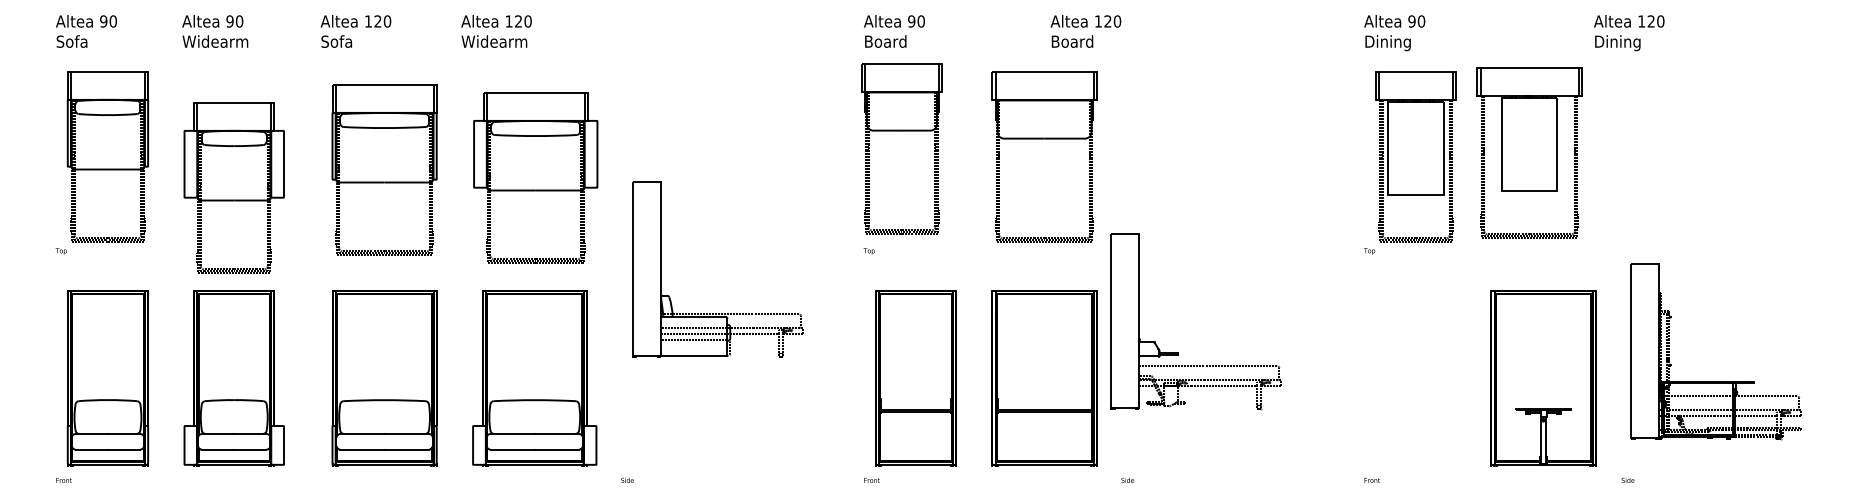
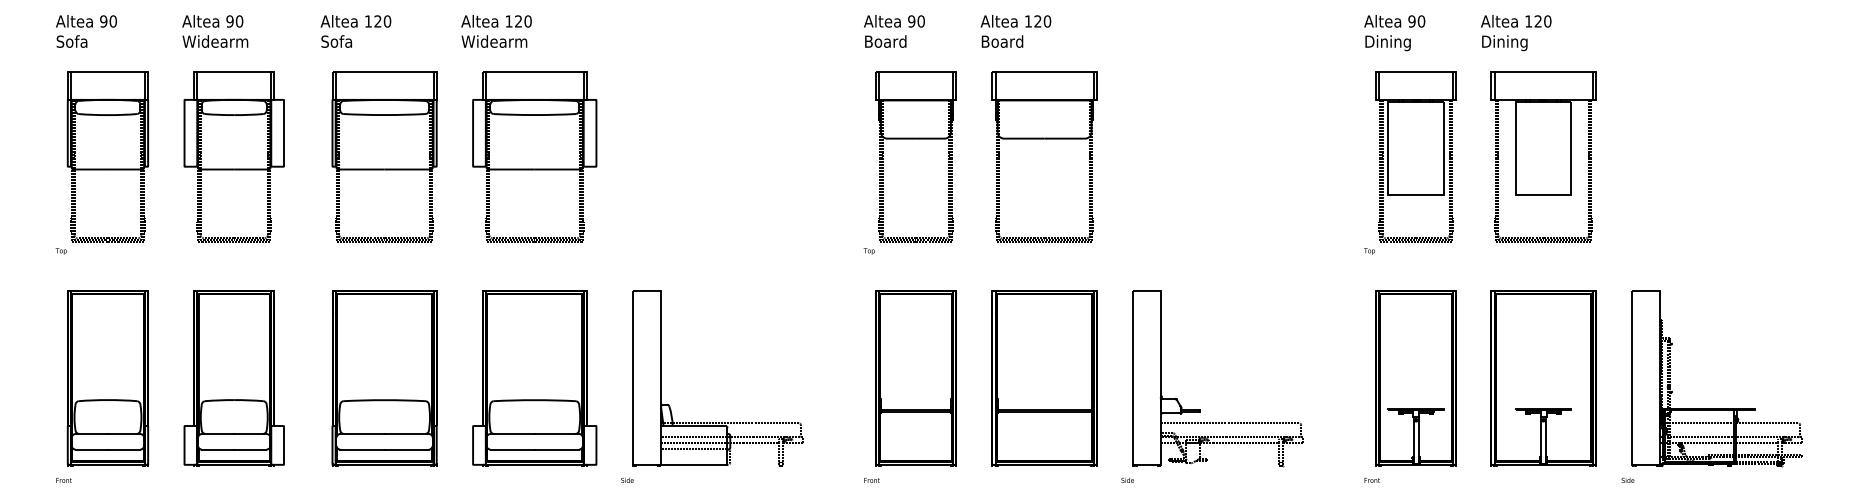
text position: (1085, 31) -> (1015, 31) (1015, 31)
text position: (1629, 33) -> (1516, 33) (1516, 33)
part position: (901, 131) -> (915, 139) (915, 139)
part position: (1529, 152) -> (1543, 156) (1543, 156)
part position: (384, 169) -> (384, 156) (384, 156)
part position: (535, 177) -> (534, 156) (534, 156)
part position: (233, 187) -> (233, 156) (233, 156)
part position: (716, 313) -> (716, 422) (716, 422)
part position: (1178, 352) -> (1200, 409) (1200, 409)
part: none -> present (1415, 378)
part position: (1715, 381) -> (1716, 408) (1716, 408)
